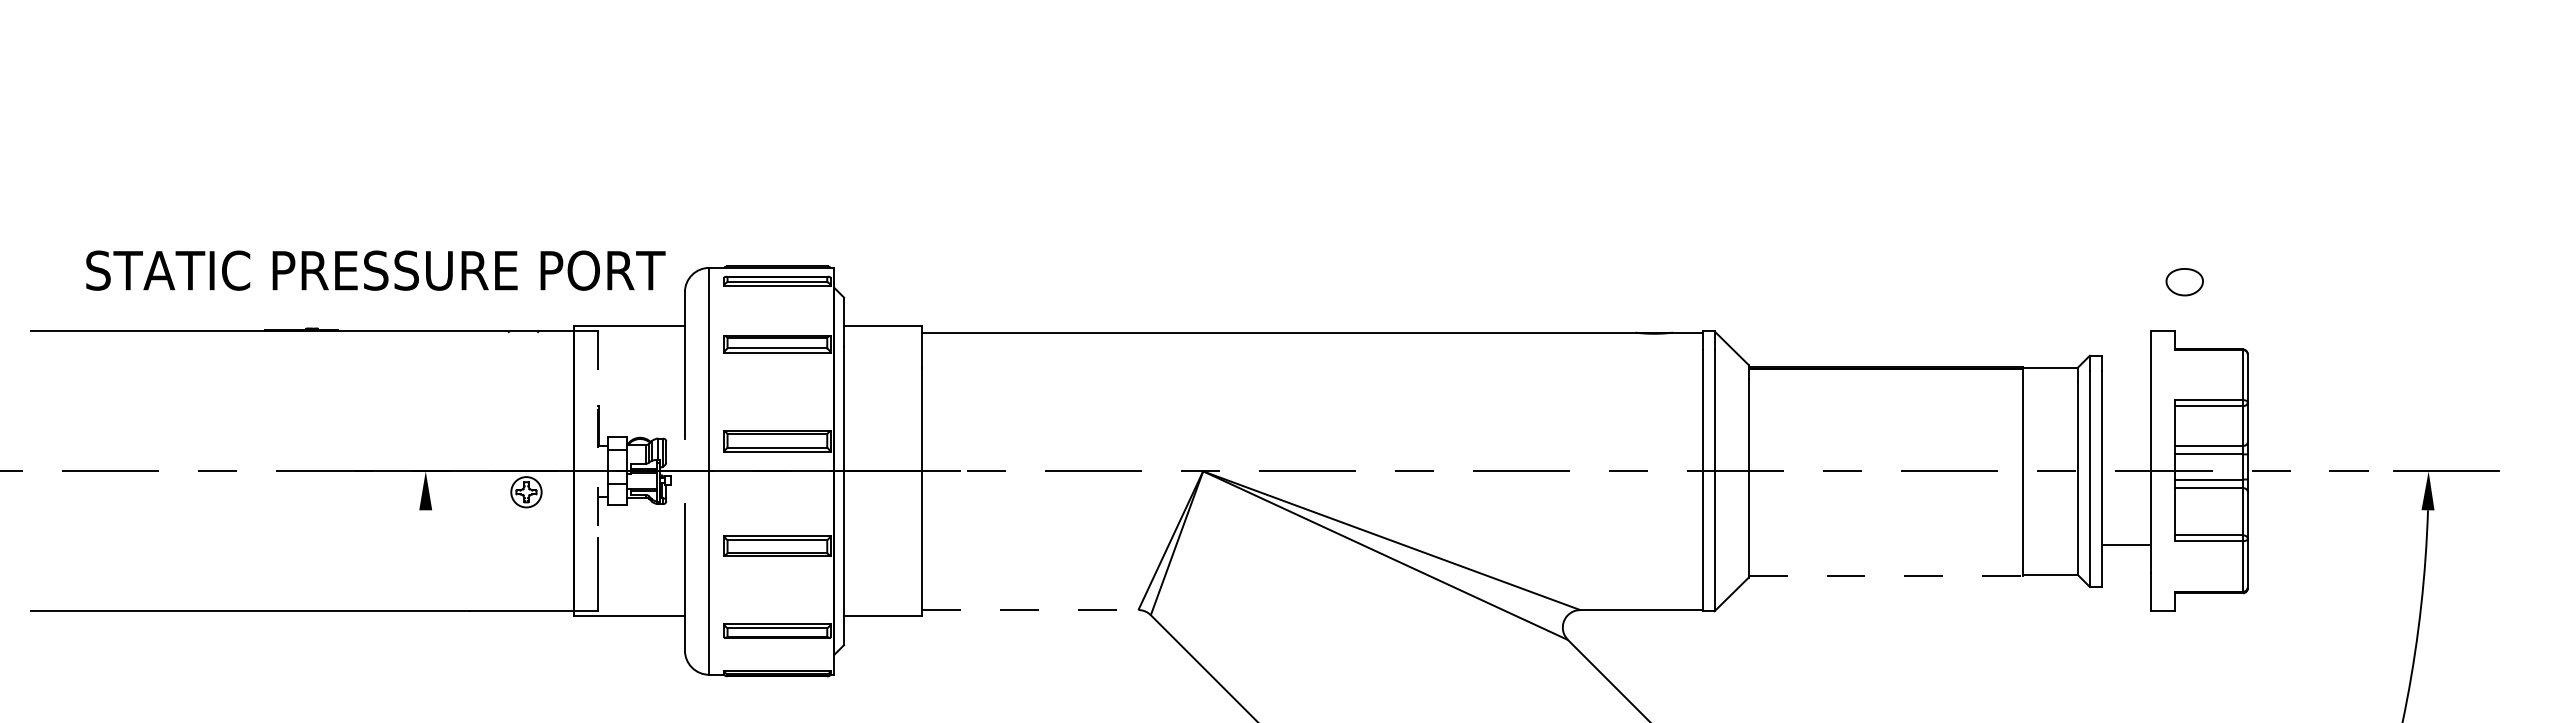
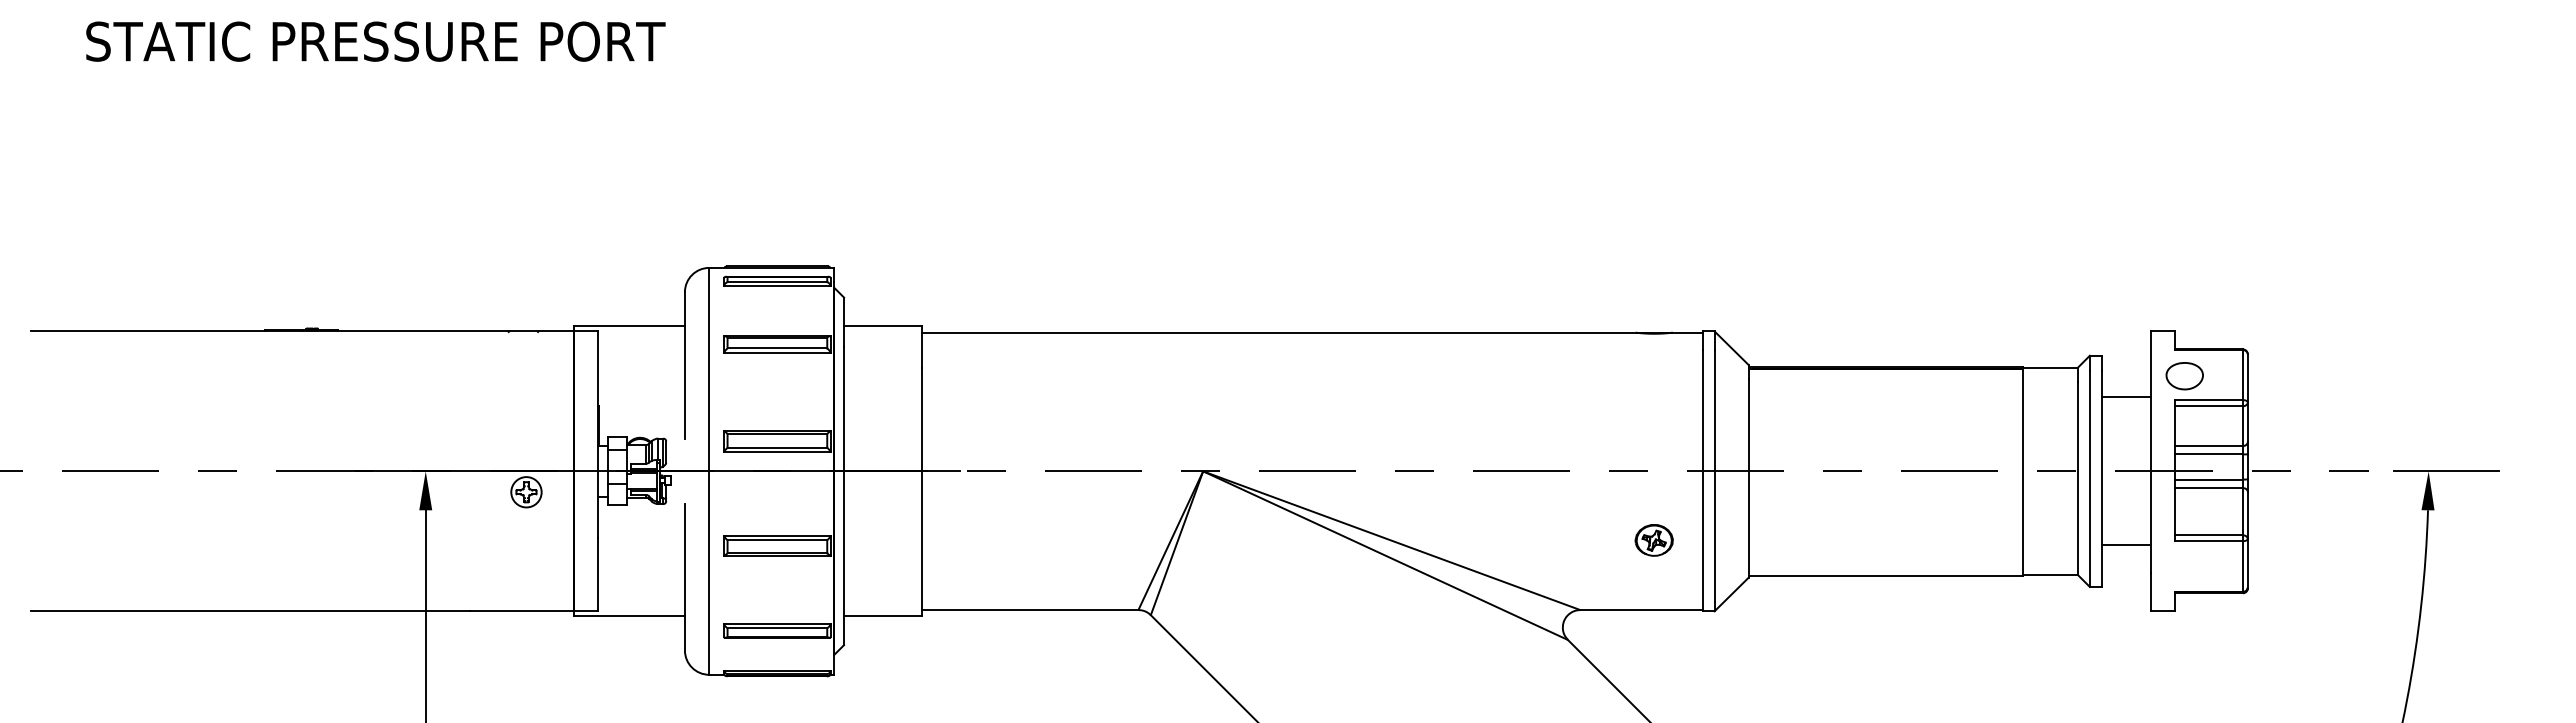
text position: (375, 270) -> (375, 41) (375, 41)
part position: (2184, 282) -> (2184, 376) (2184, 376)
line: none -> present (2126, 397)
line: dashed -> solid (598, 435)
part: none -> present (1653, 540)
line: dashed -> solid (1886, 575)
line: dashed -> solid (1030, 610)
line: none -> present (425, 614)
